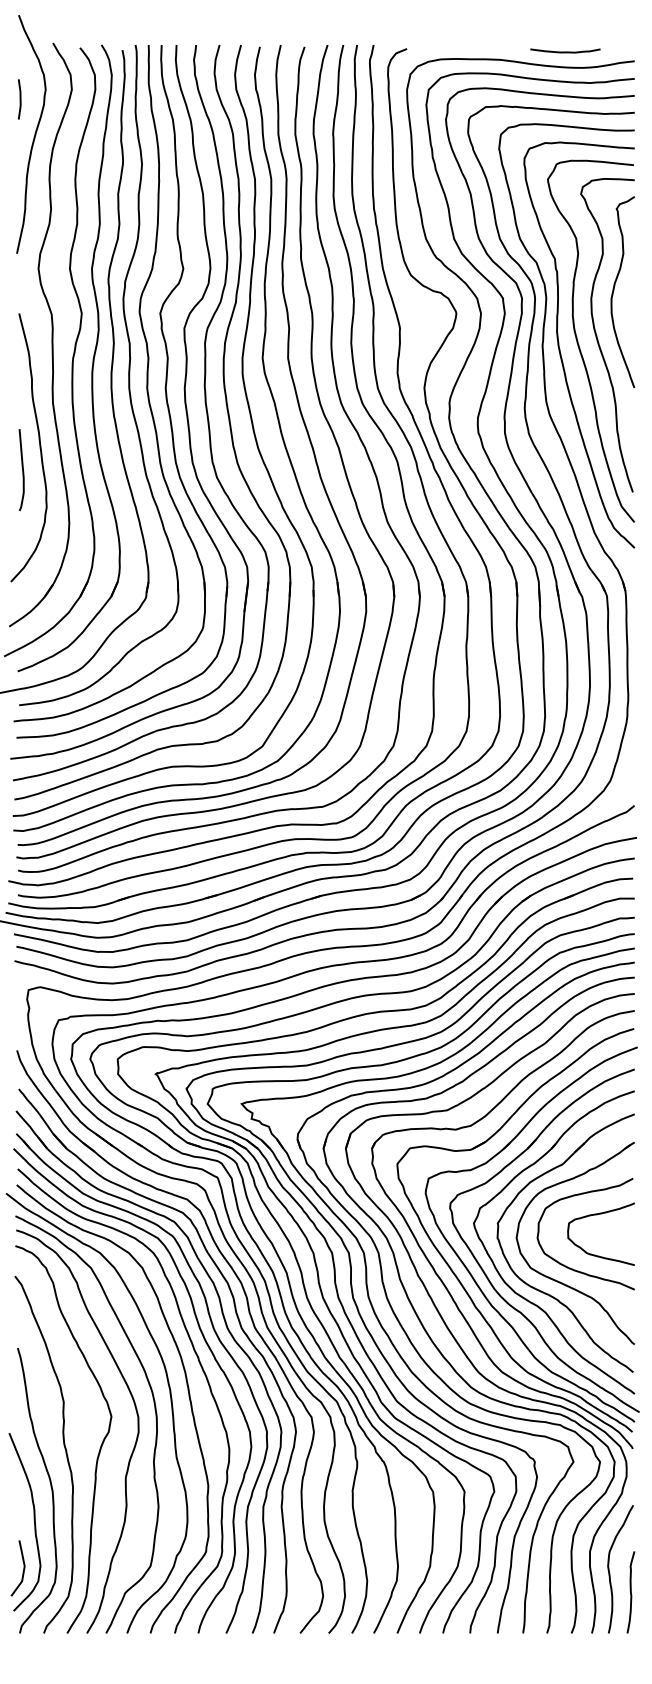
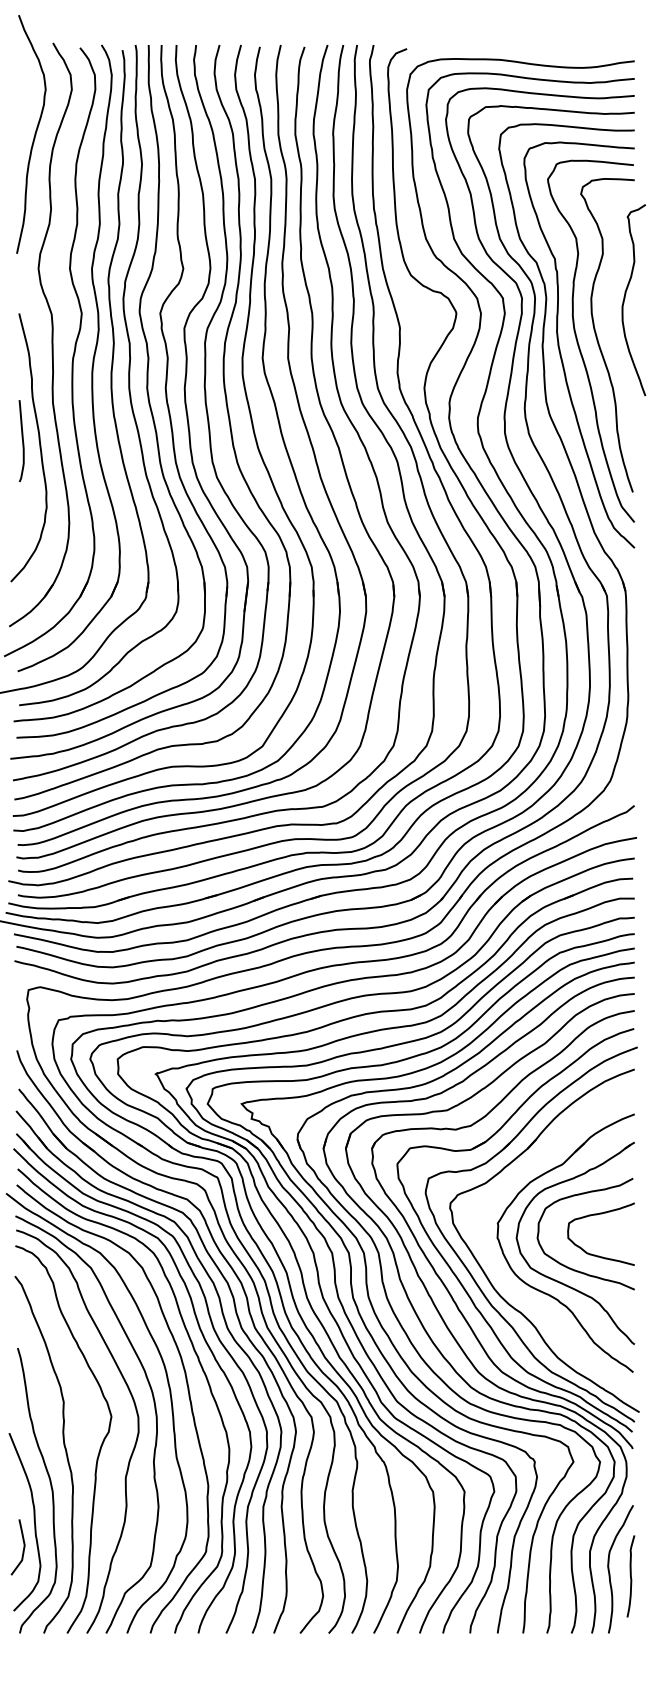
curve: present -> none (565, 51)
line: present -> none (19, 99)
curve position: (614, 290) -> (625, 298) (625, 298)
curve position: (22, 470) -> (22, 441) (22, 441)
part: present -> none (520, 1294)
line position: (22, 1571) -> (22, 1550) (22, 1550)
curve position: (630, 1592) -> (630, 1576) (630, 1576)
